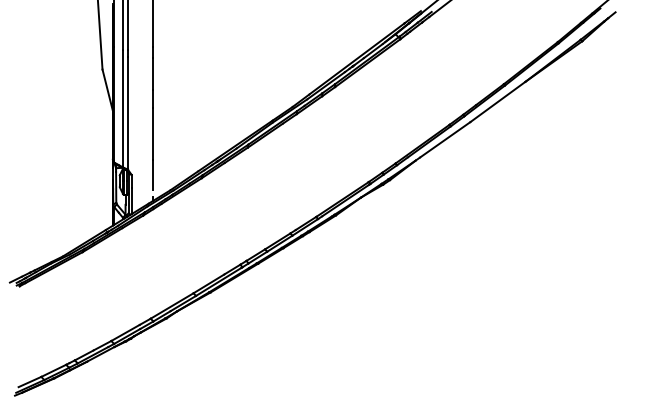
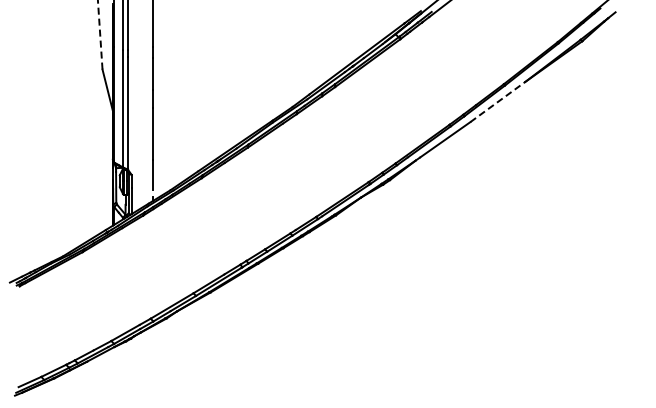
line: solid -> dashed (100, 34)
line: solid -> dashed (498, 101)
